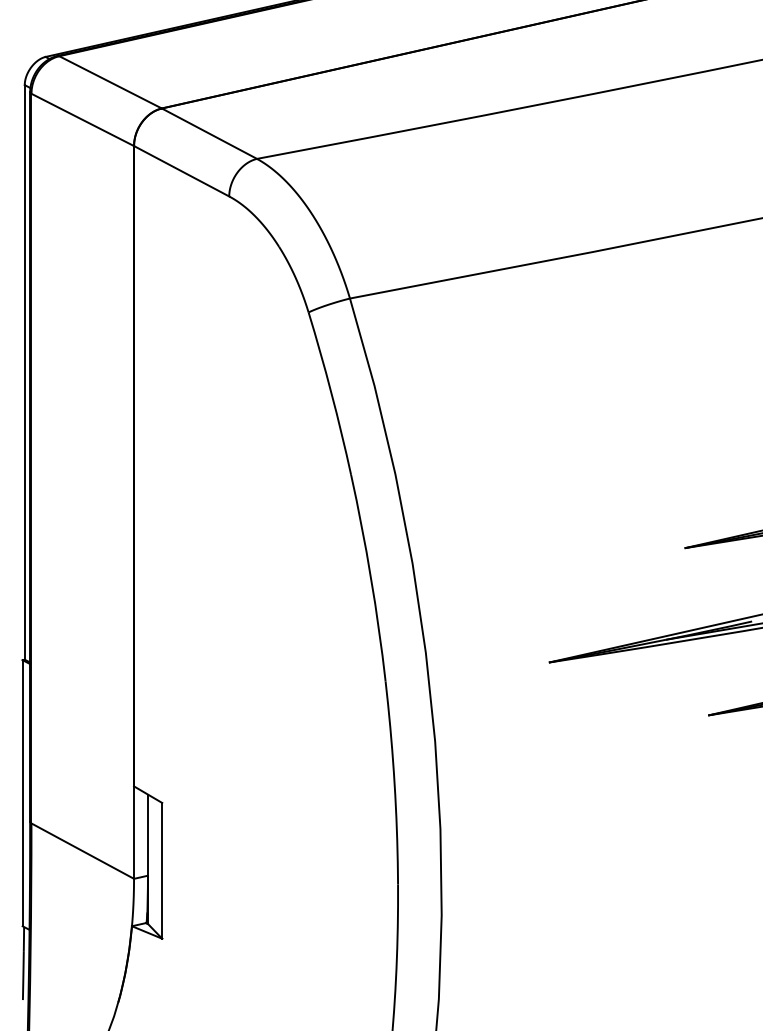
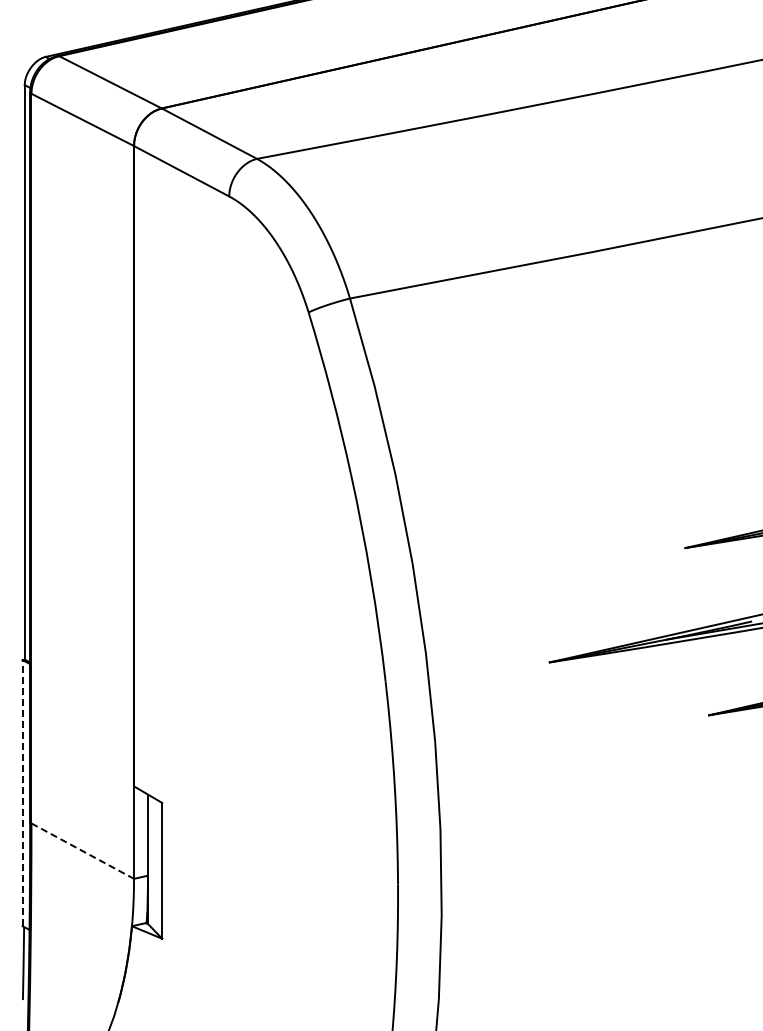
line: solid -> dashed (22, 792)
line: solid -> dashed (83, 851)
